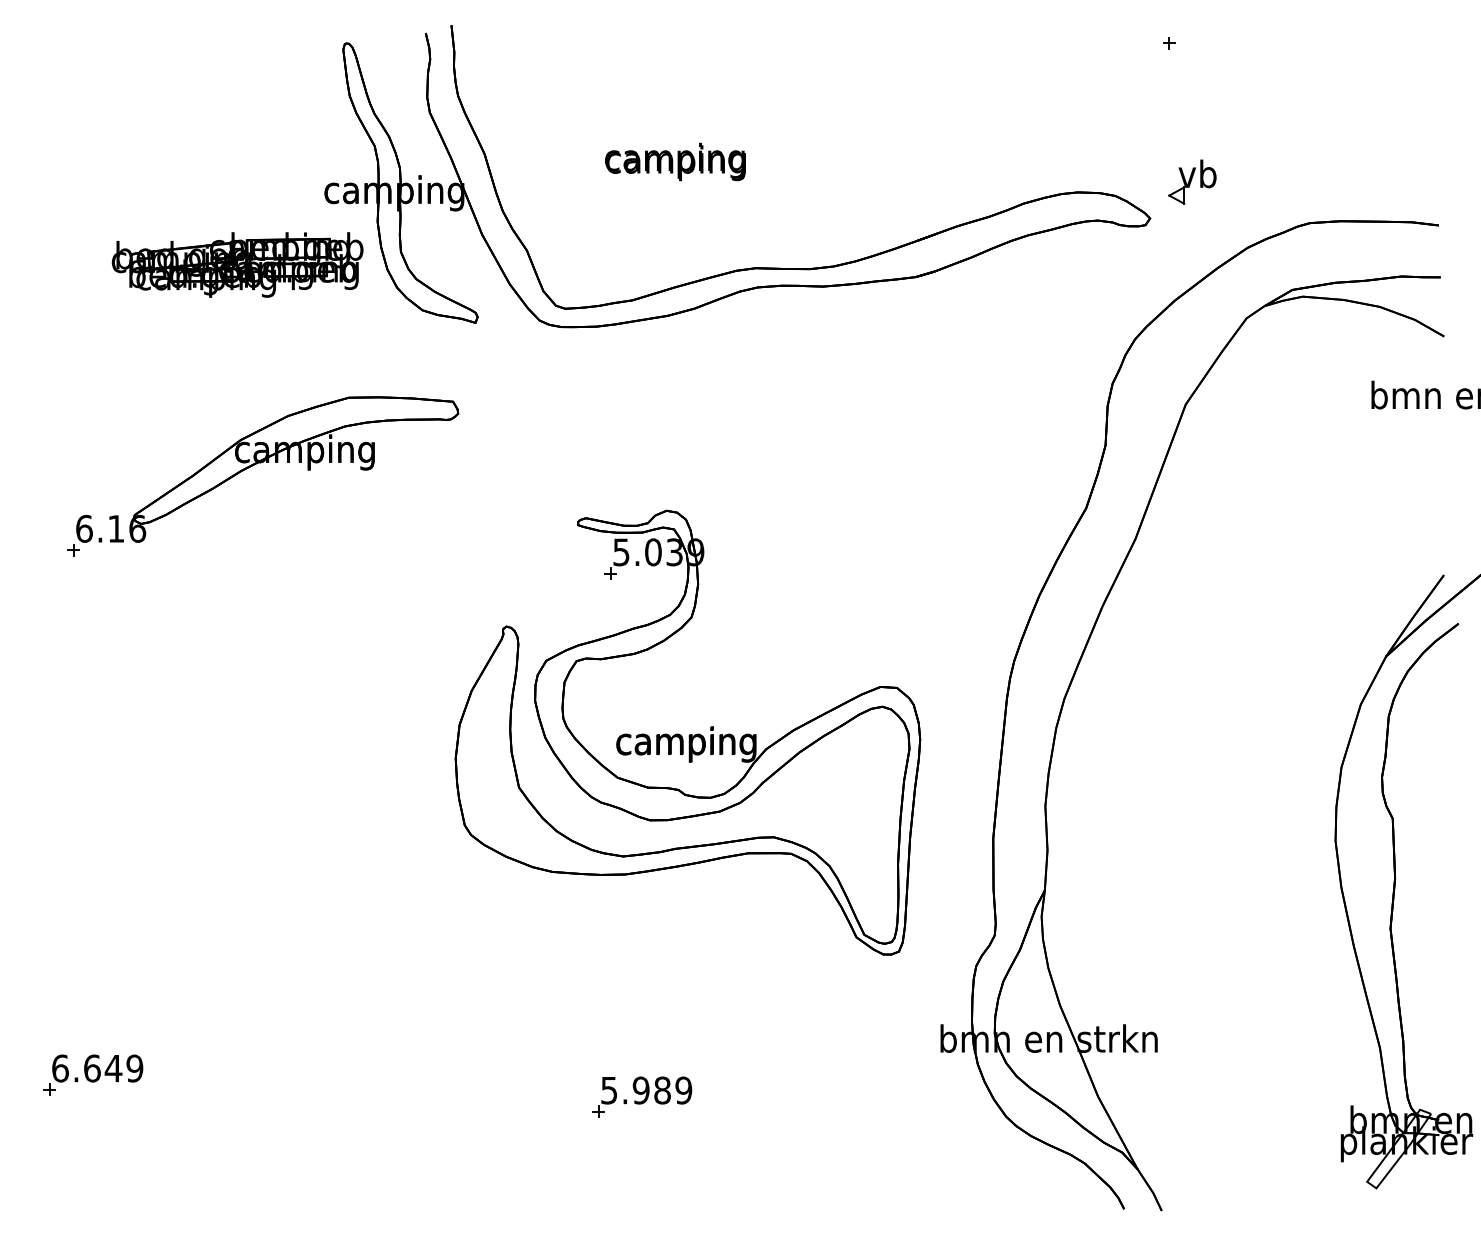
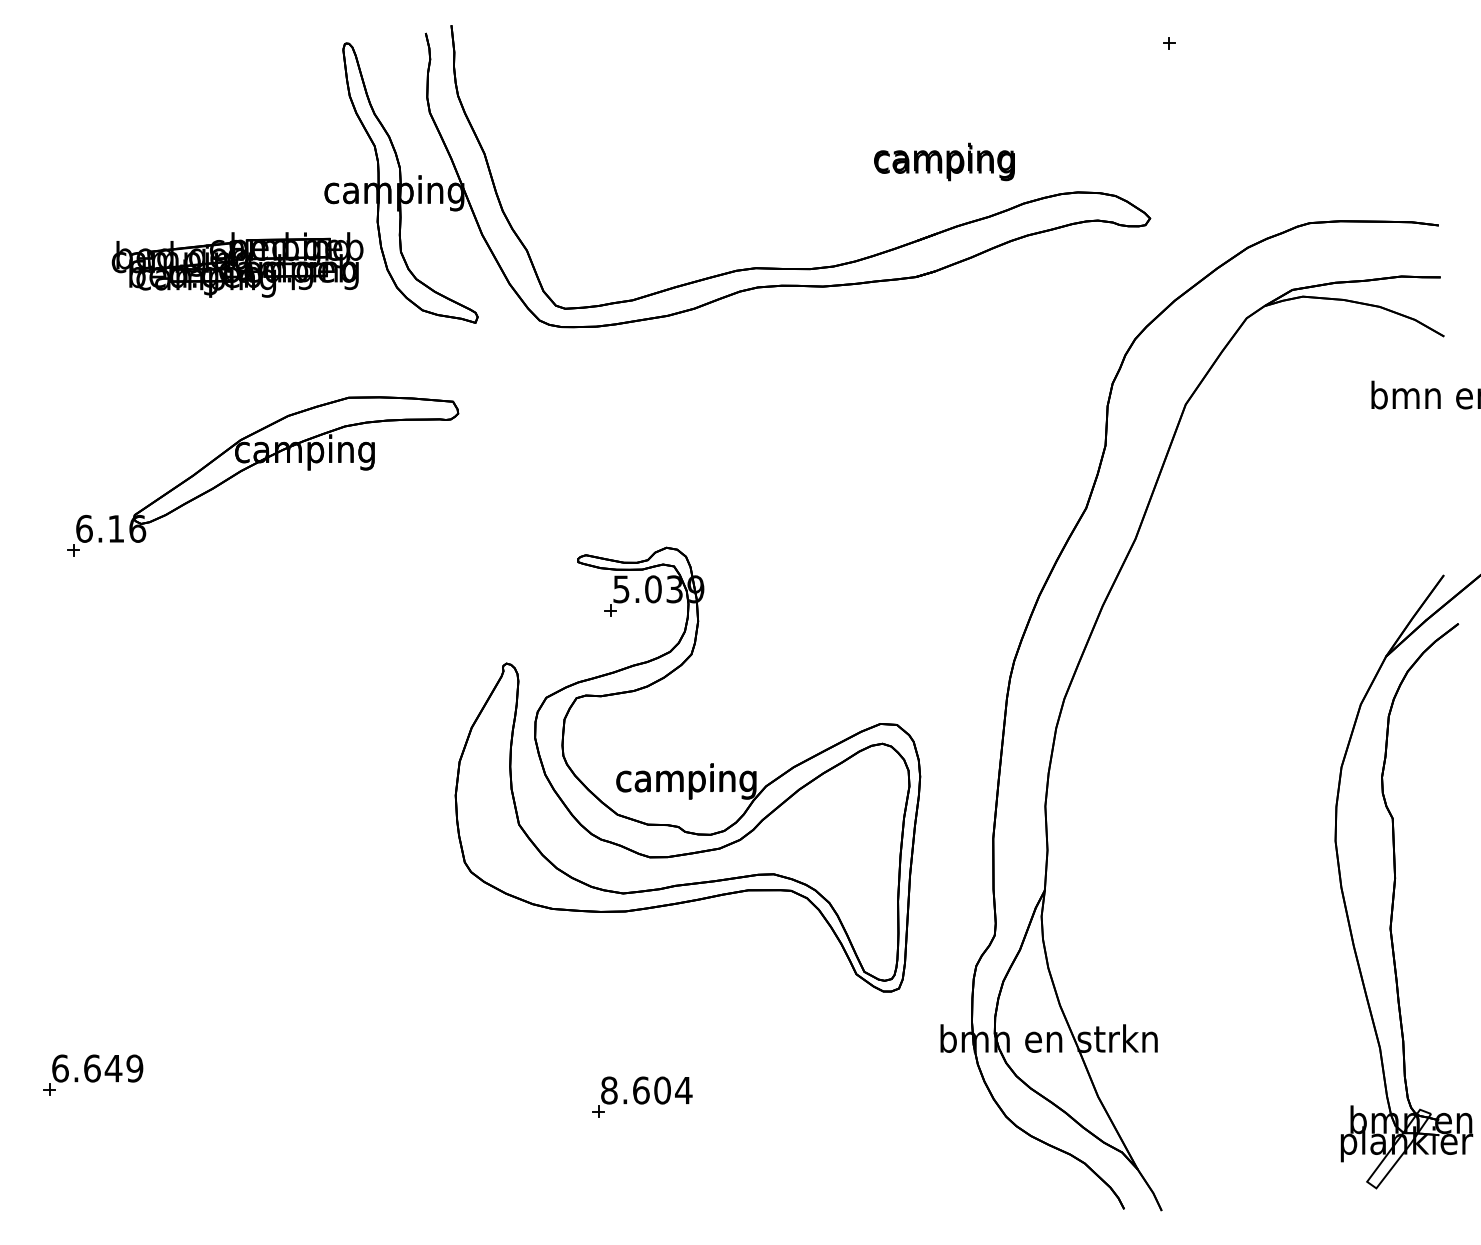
text position: (675, 161) -> (944, 161) (944, 161)
part: present -> none (1192, 181)
part position: (687, 732) -> (687, 769) (687, 769)
text: 5.989 -> 8.604 (646, 1090)
